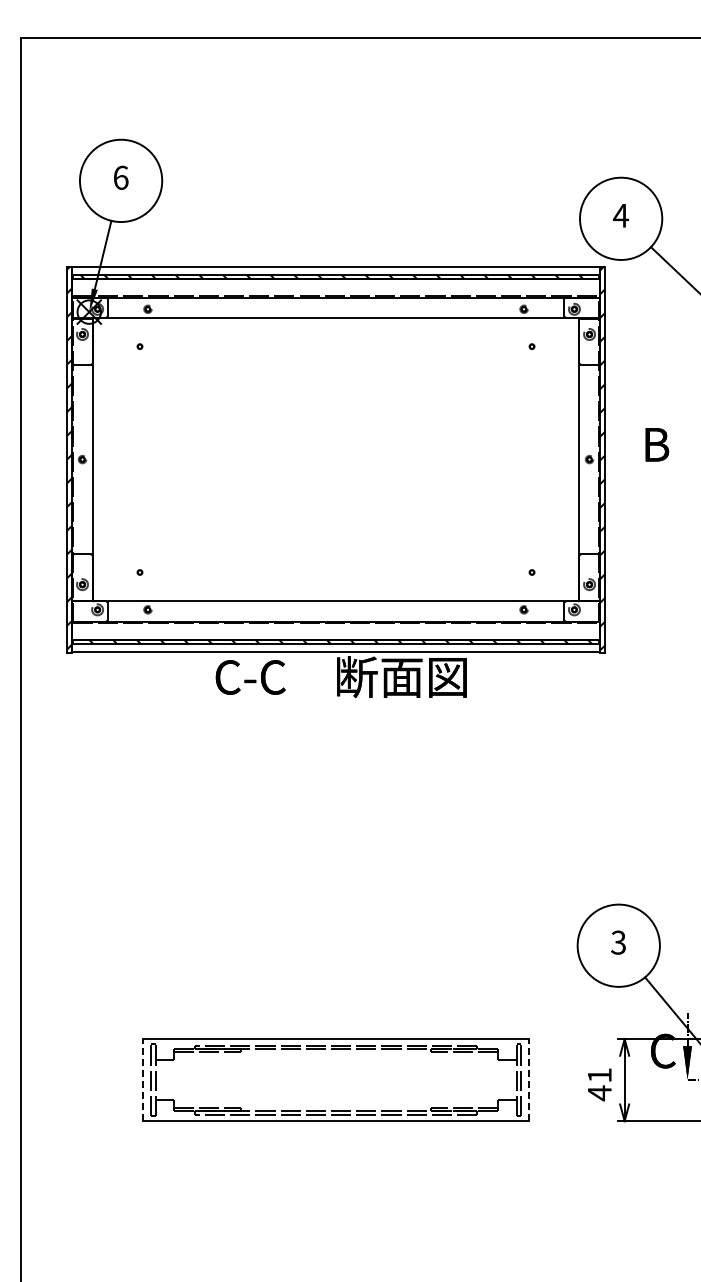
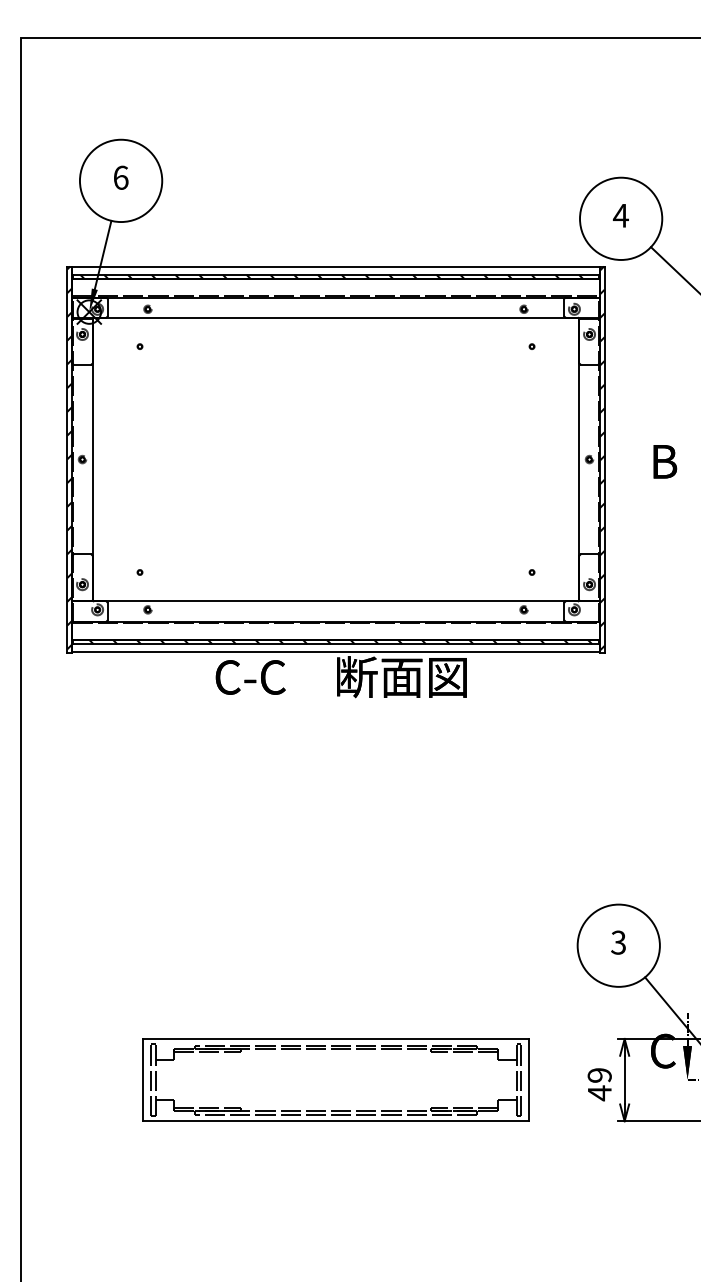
text position: (657, 444) -> (665, 461) (665, 461)
text: 41 -> 49 (599, 1075)
line: dashed -> solid (142, 1079)
line: dashed -> solid (529, 1079)
